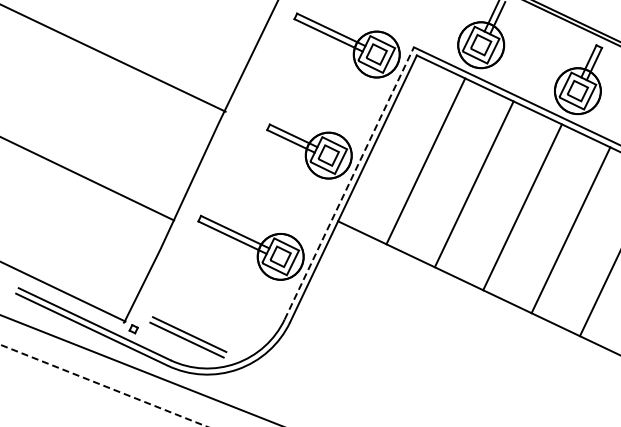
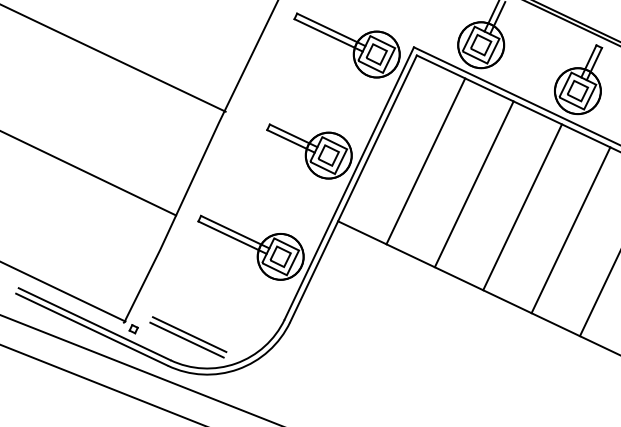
line position: (88, 179) -> (89, 173) (89, 173)
line: dashed -> solid (349, 183)
line: dashed -> solid (103, 385)
